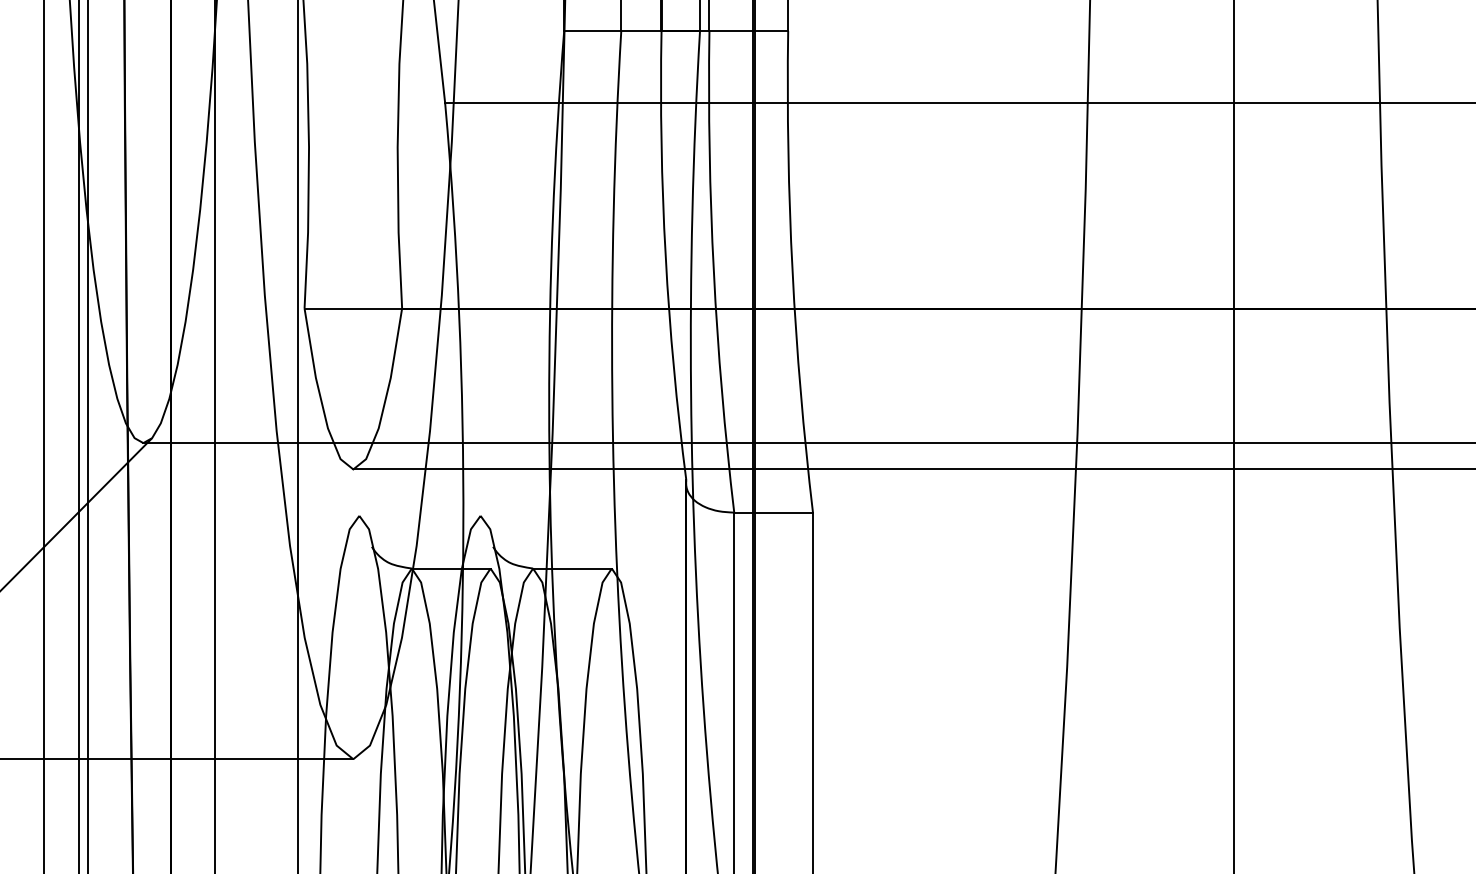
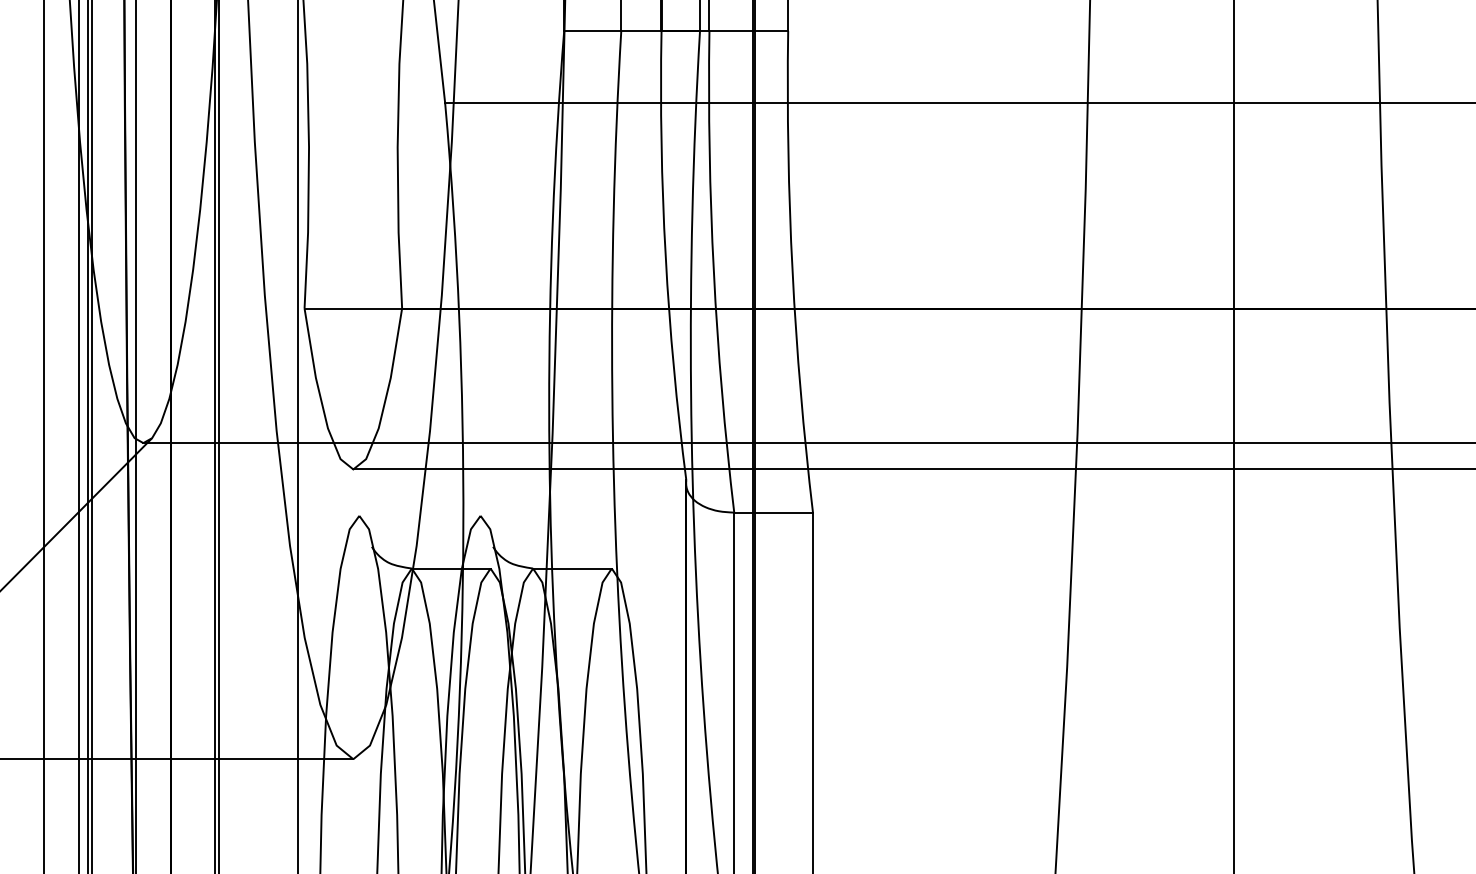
line: none -> present (92, 436)
line: none -> present (136, 436)
line: none -> present (218, 436)
